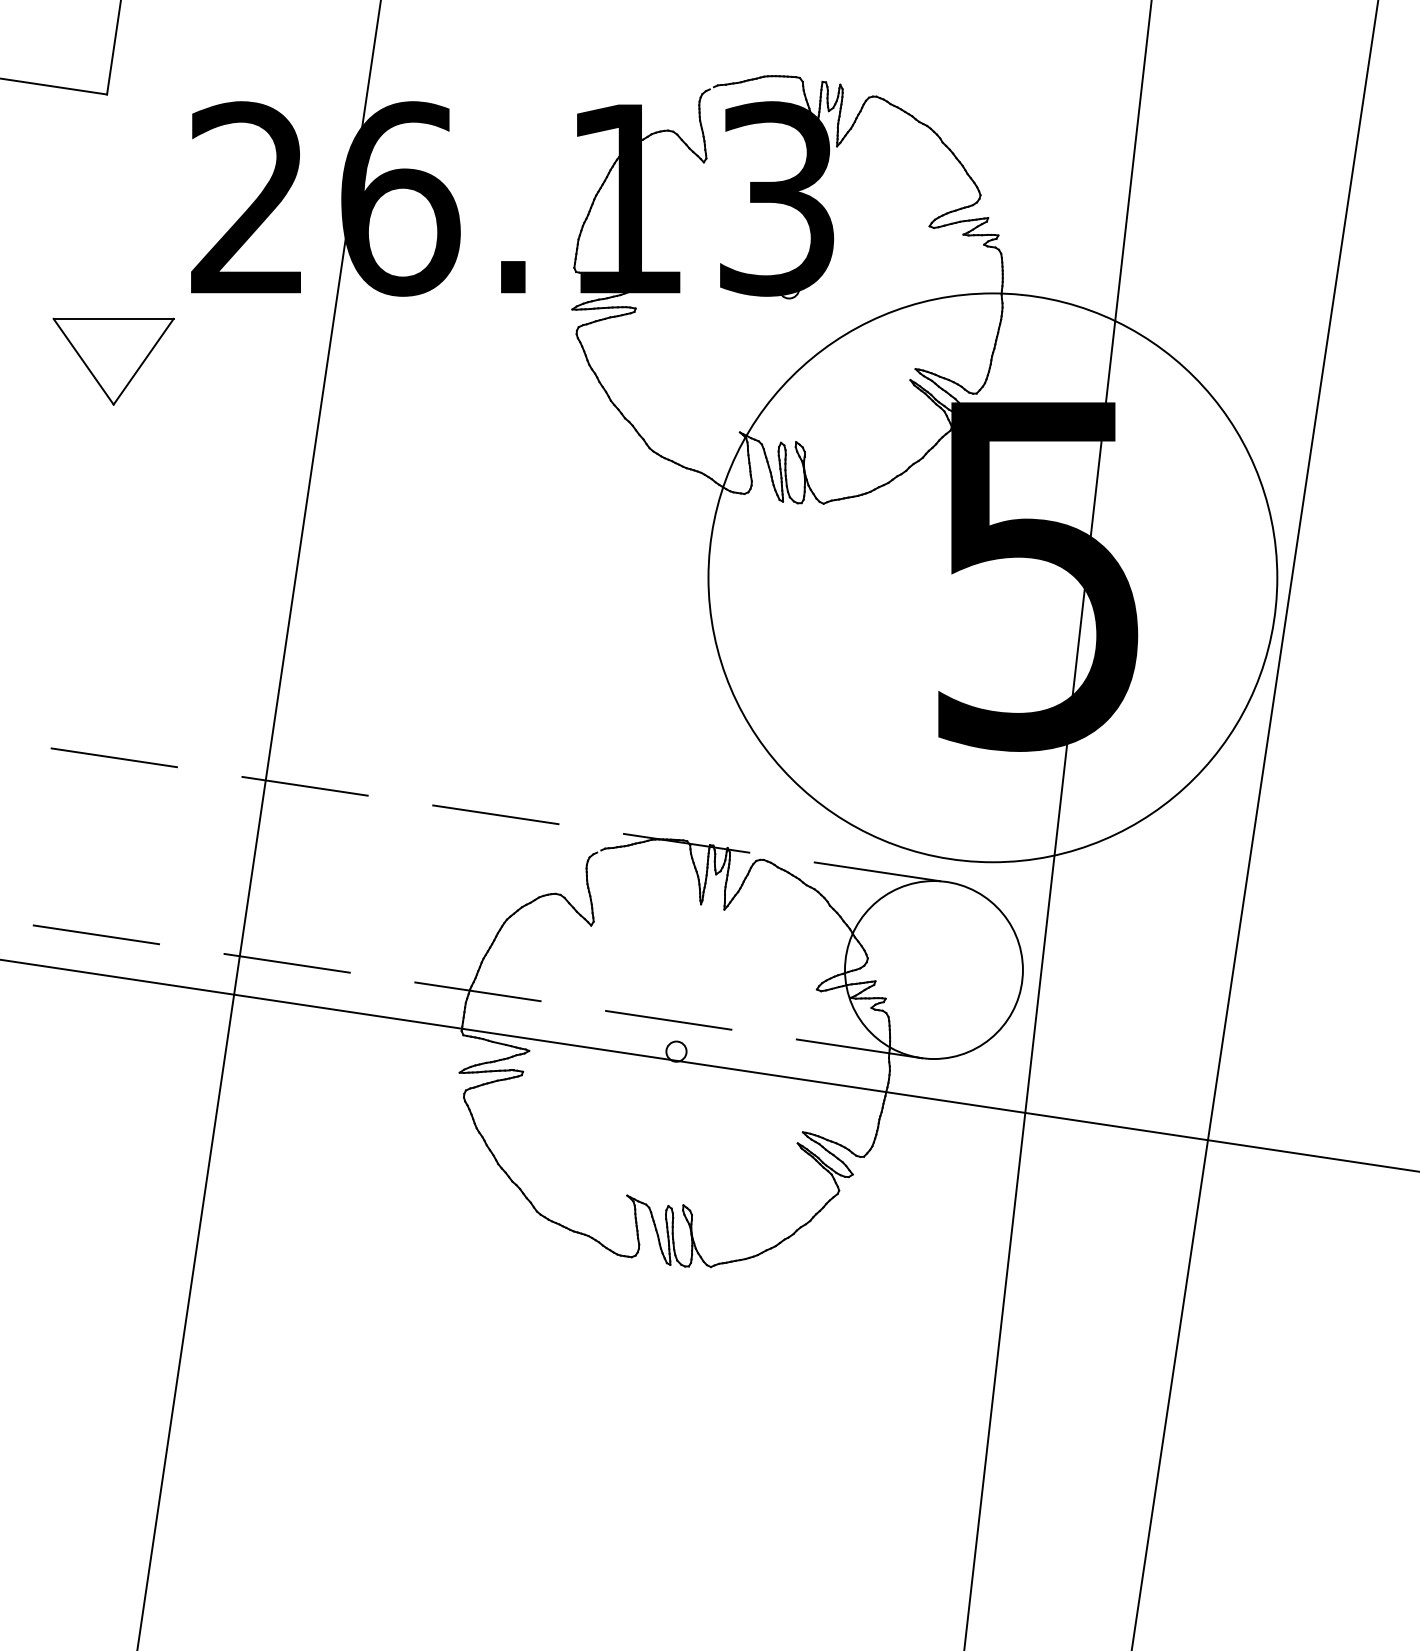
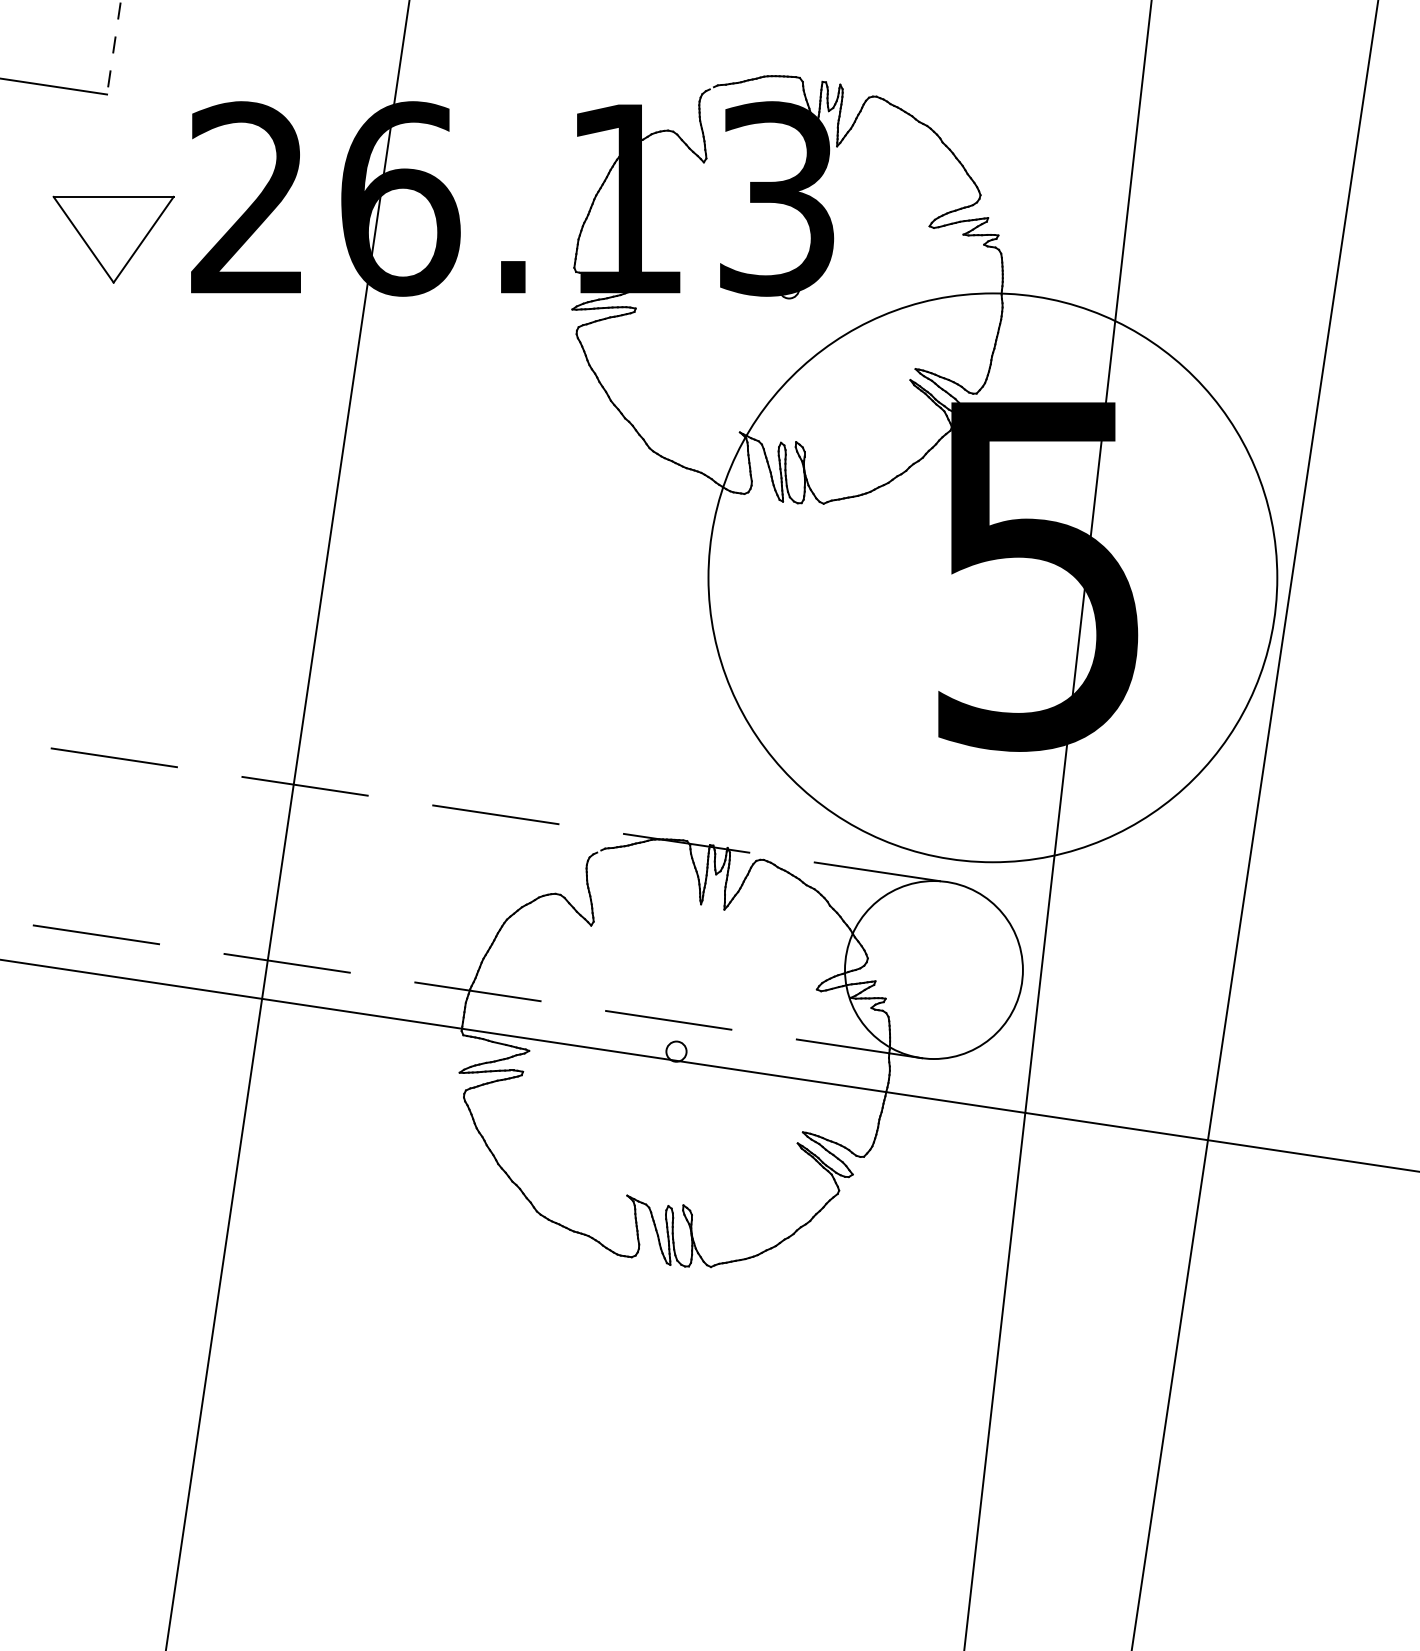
line: solid -> dashed (113, 48)
part position: (113, 361) -> (113, 239) (113, 239)
line position: (258, 824) -> (287, 824) (287, 824)
